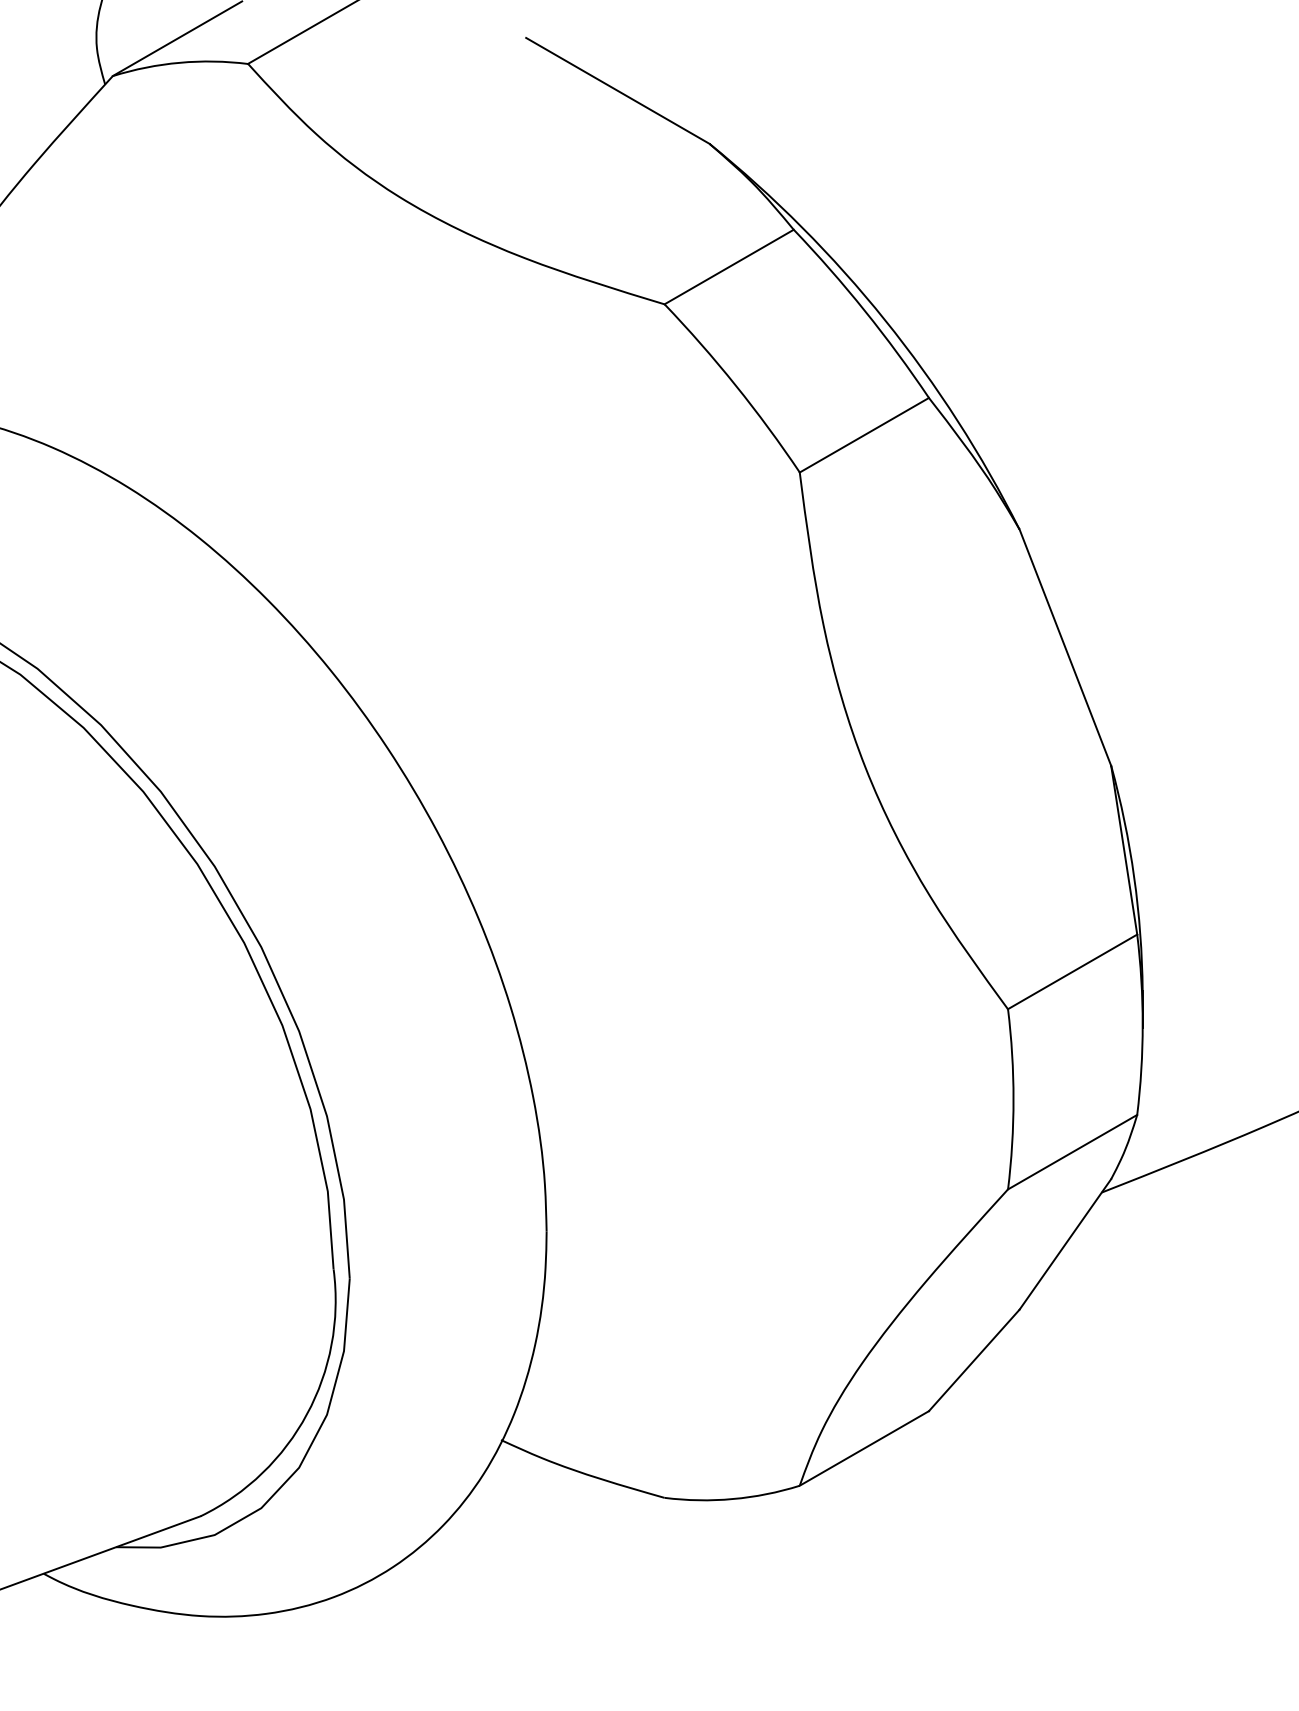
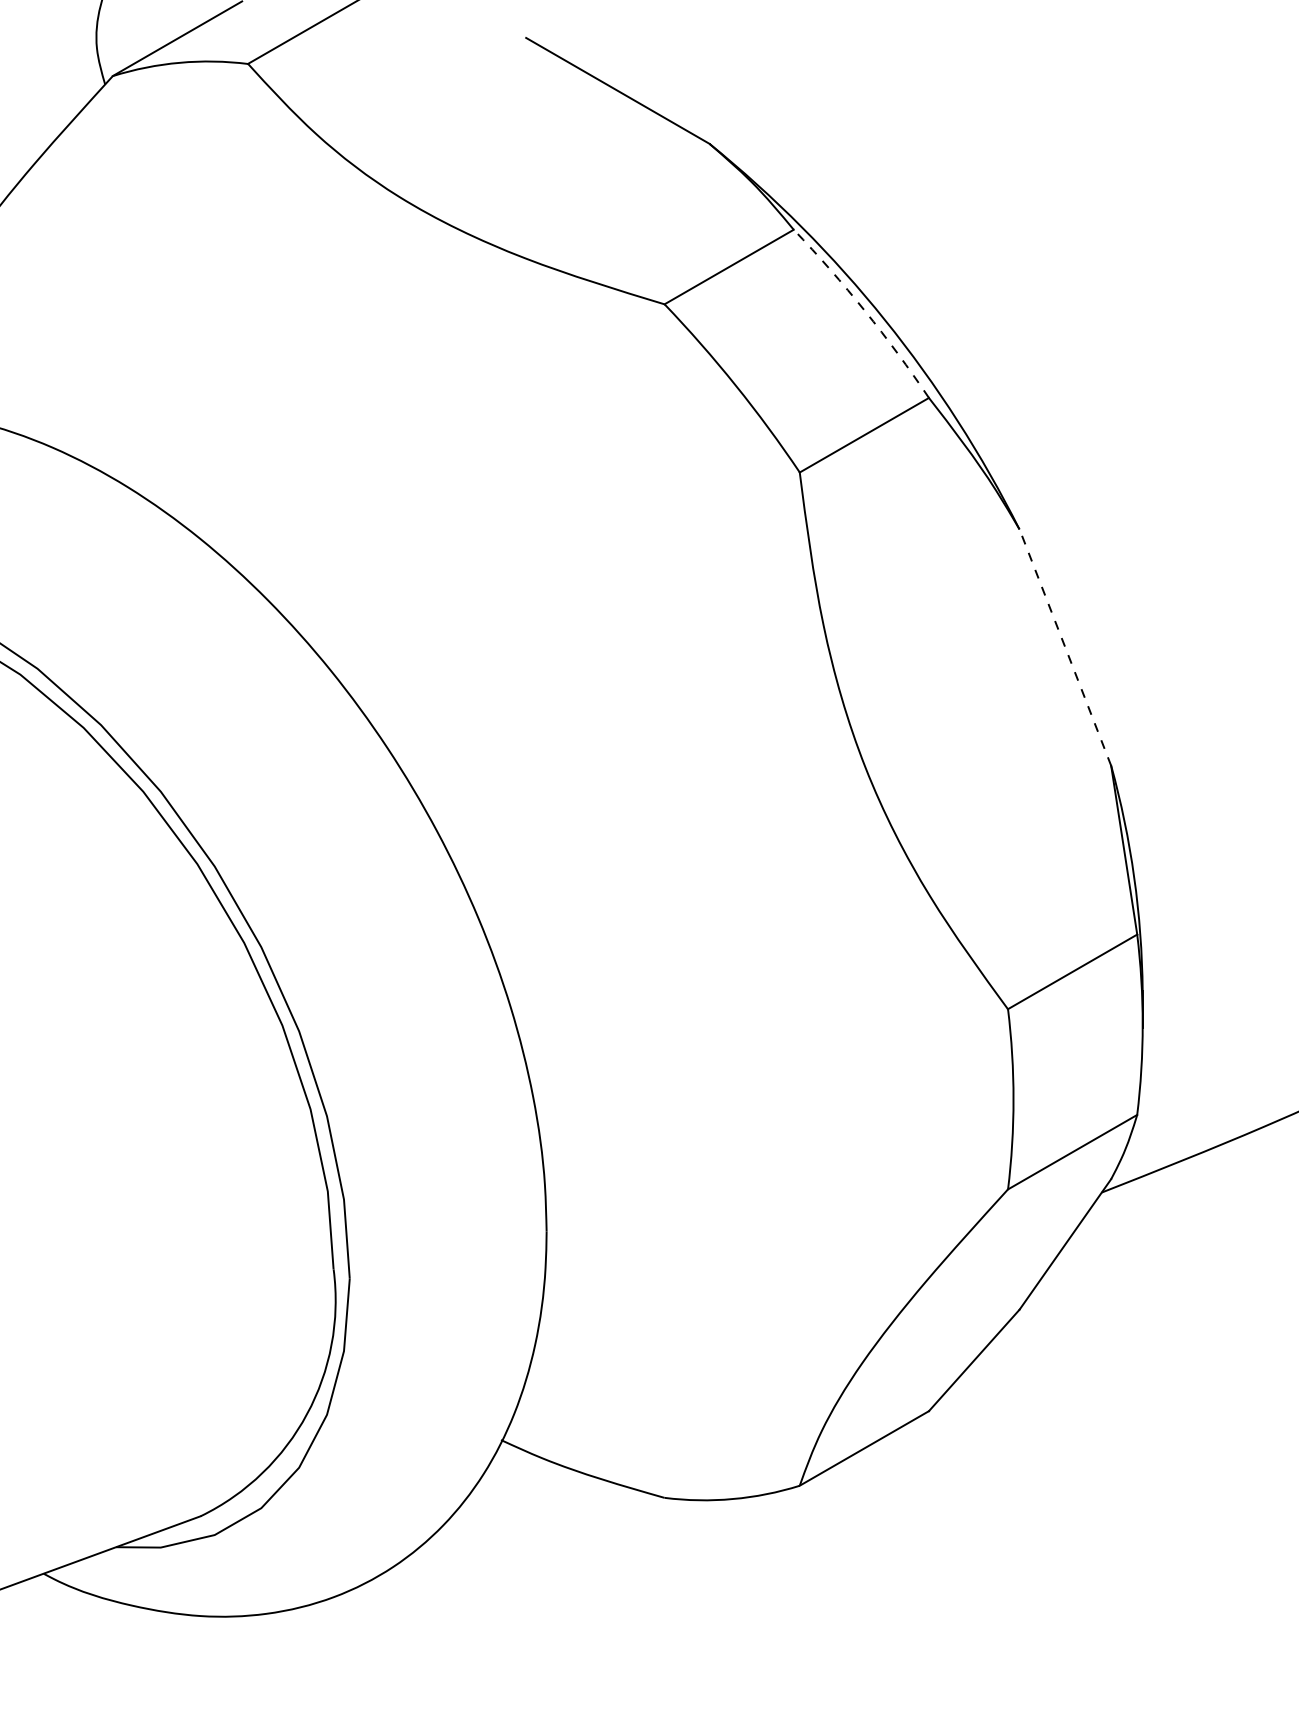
arc: solid -> dashed (864, 310)
line: solid -> dashed (1065, 647)
